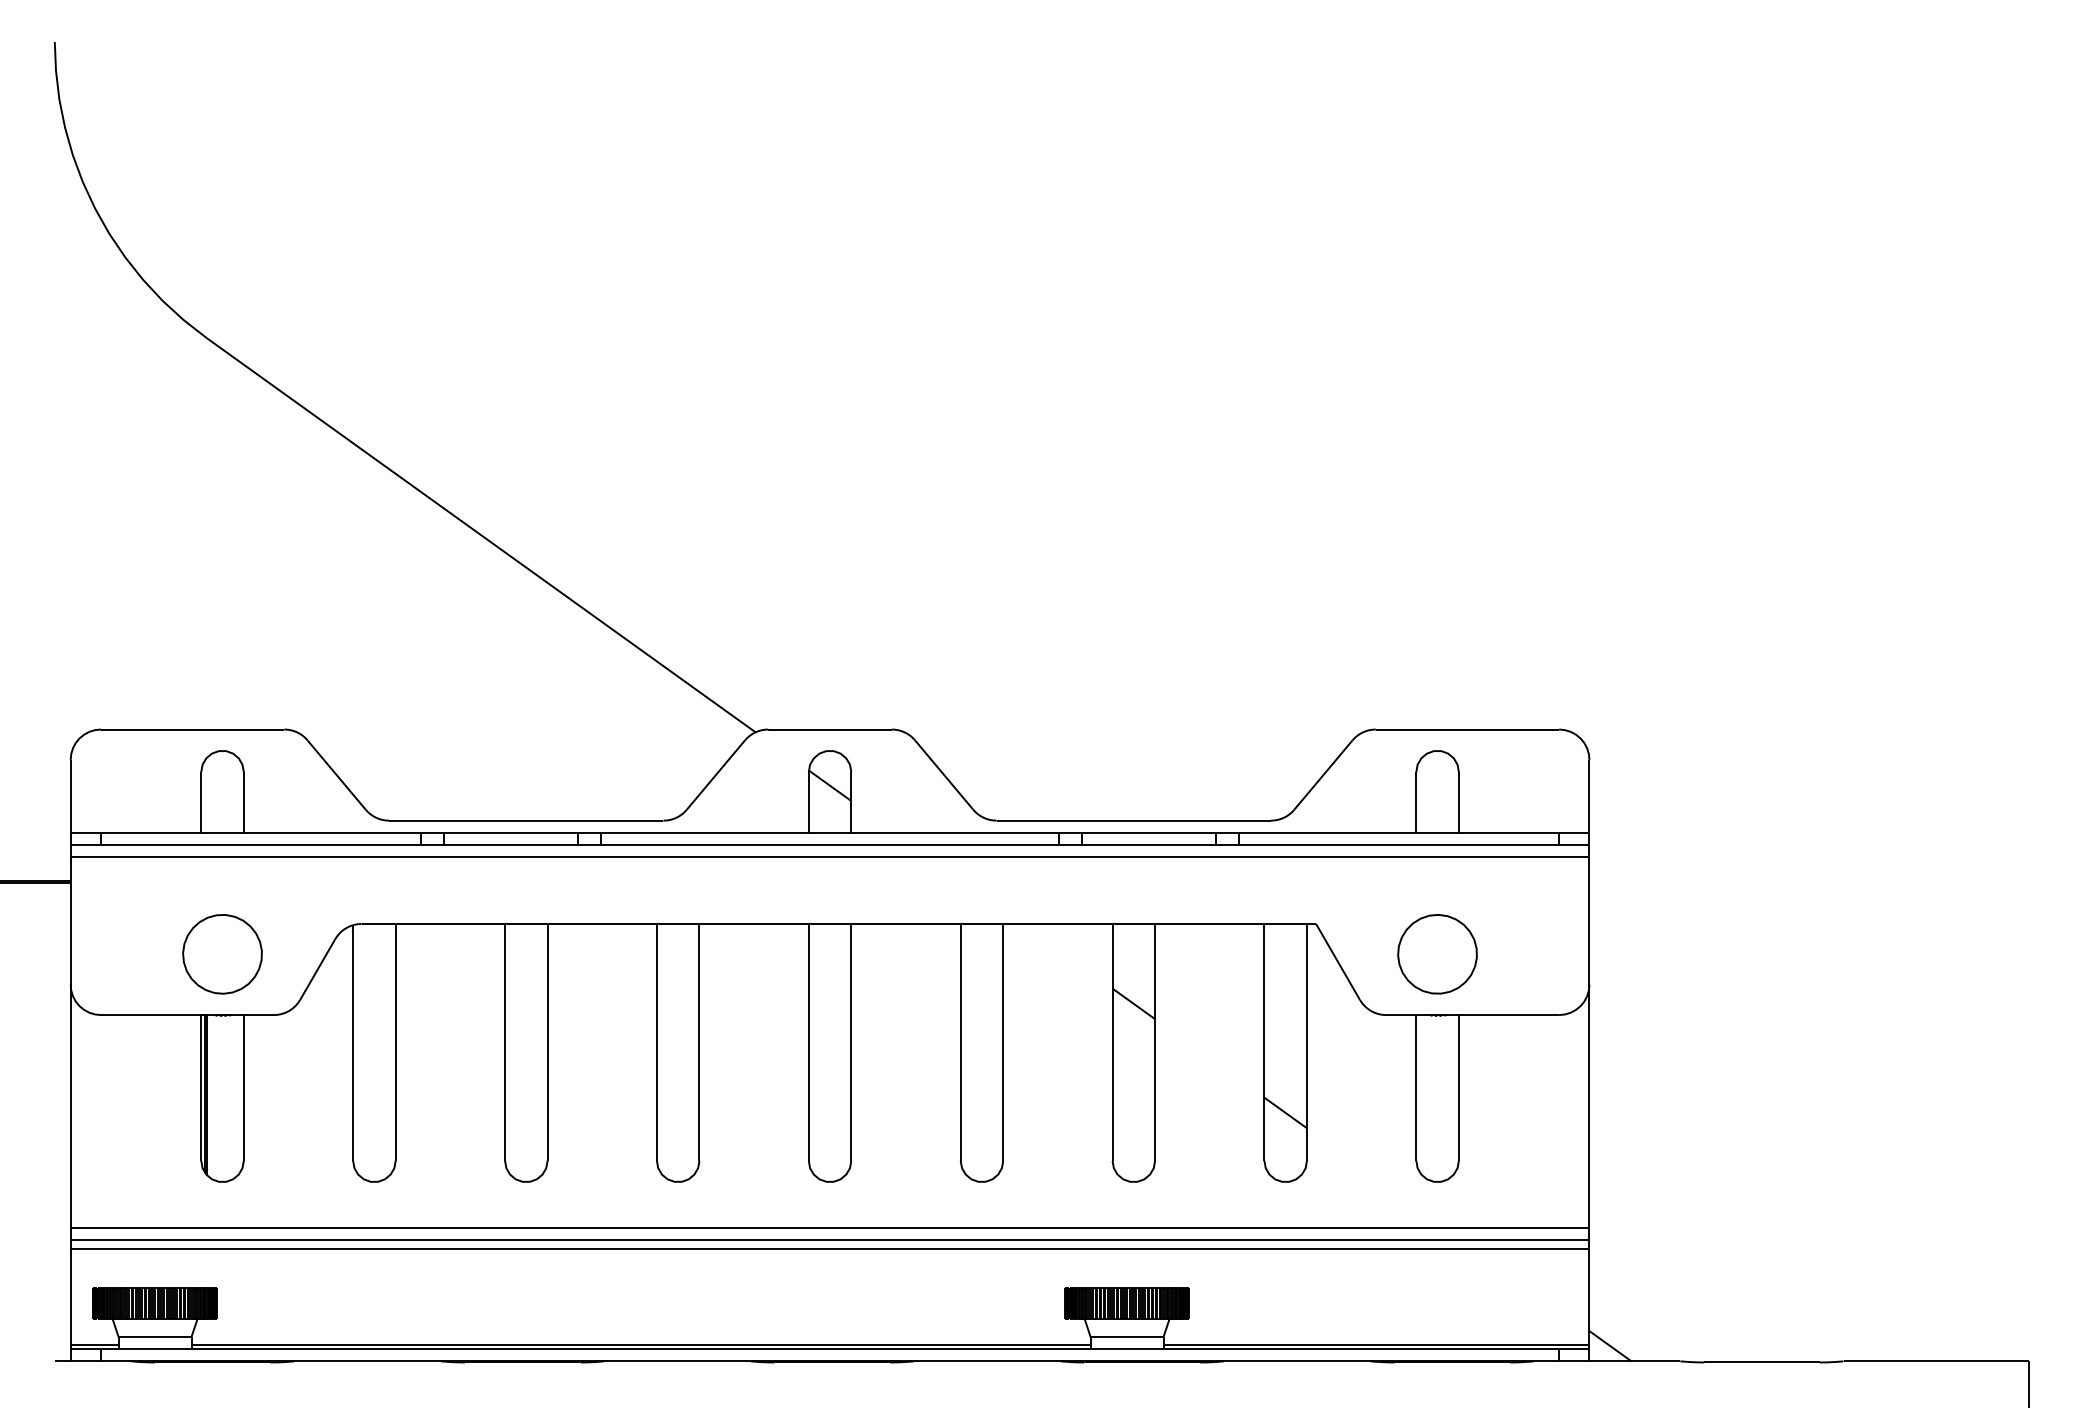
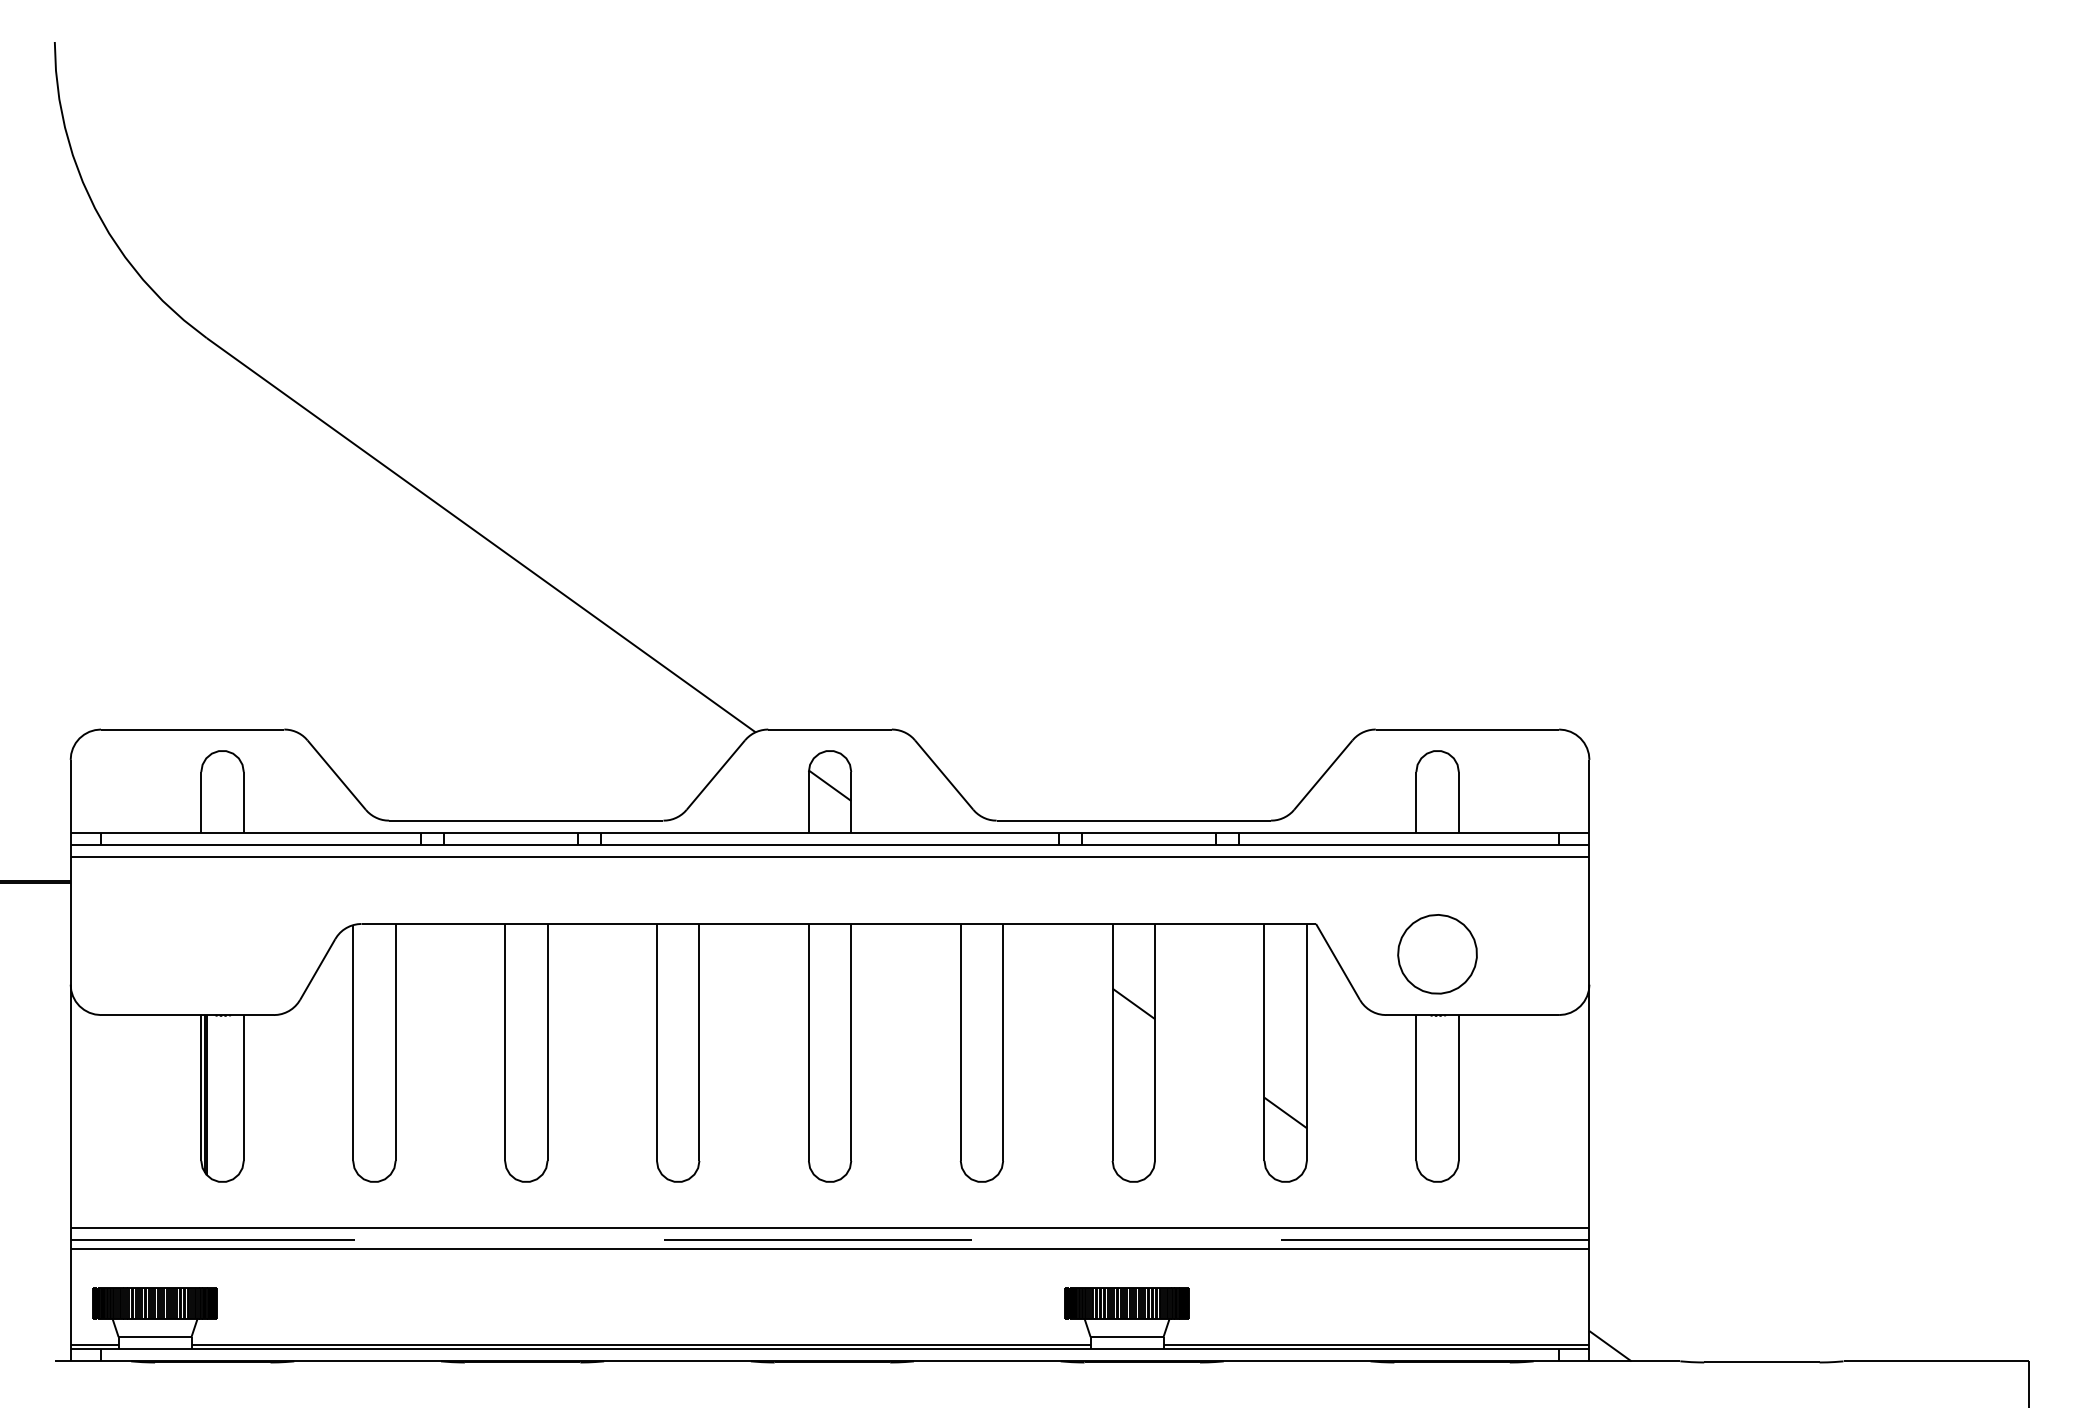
part: present -> none (222, 954)
line: solid -> dashed (829, 1239)
